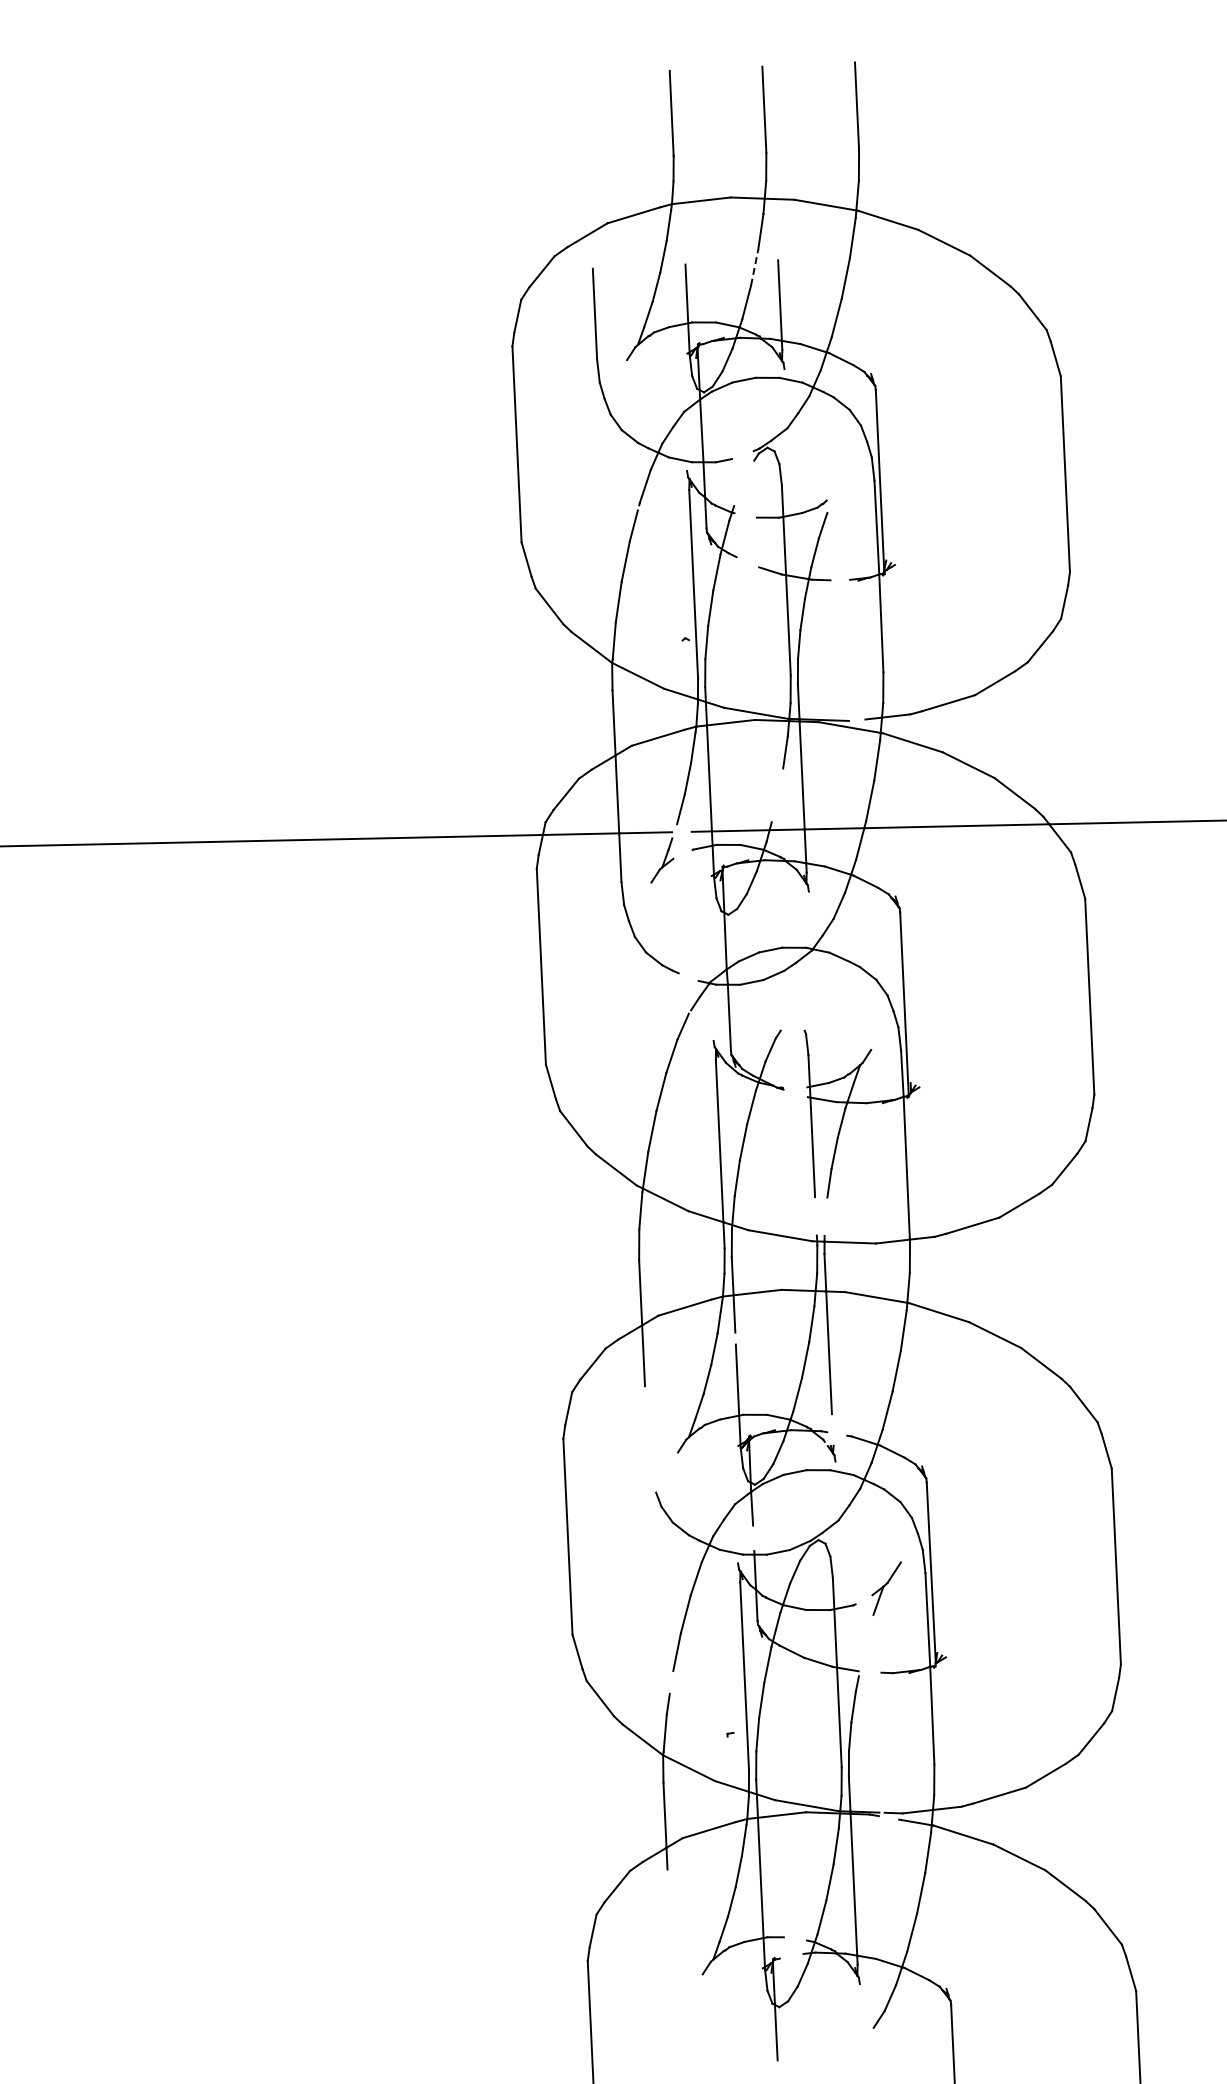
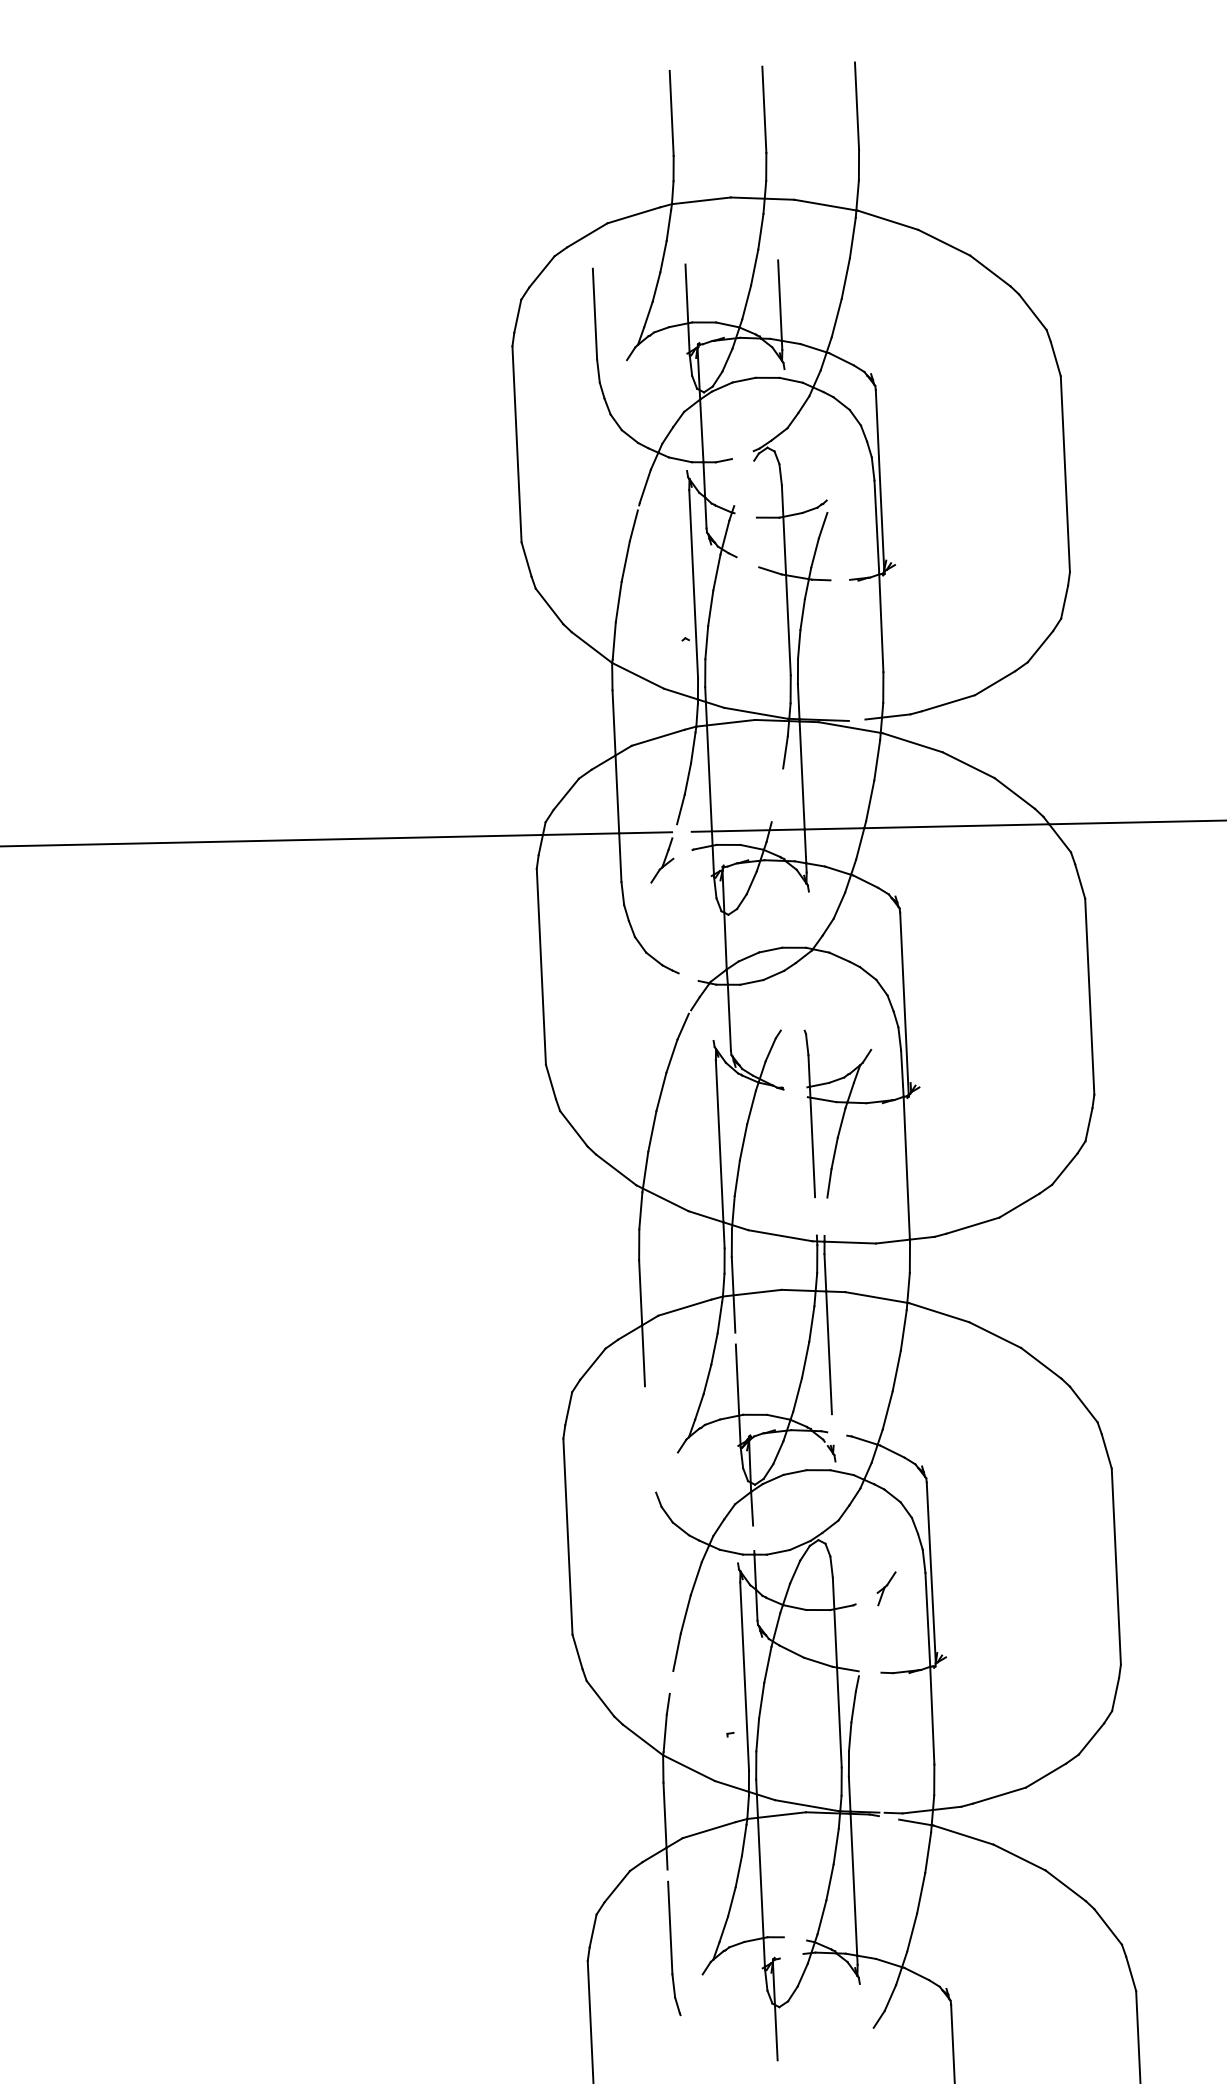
line: dashed -> solid (754, 267)
part size: 31x55 px -> 21x36 px (886, 1588)
part: none -> present (674, 1948)
